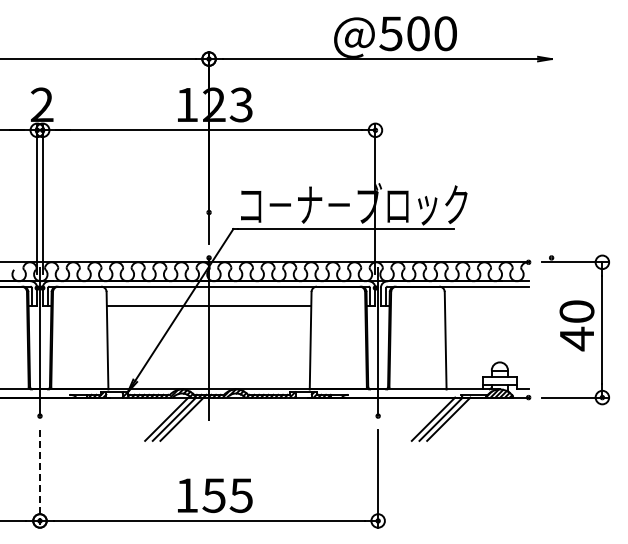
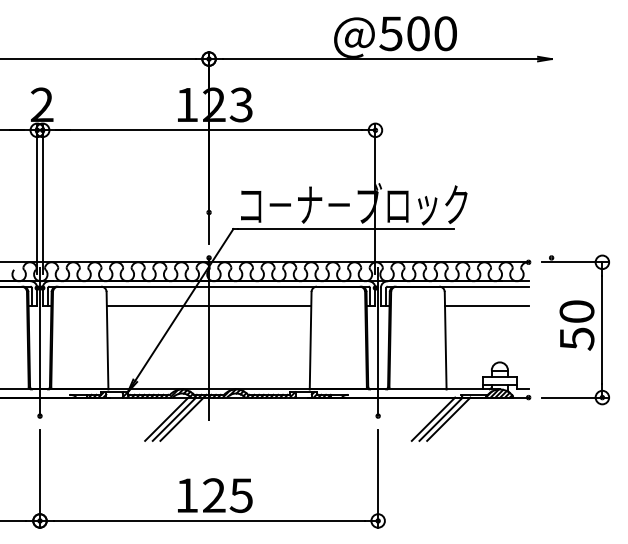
line: none -> present (486, 305)
text: 40 -> 50 (577, 338)
line: dashed -> solid (40, 479)
text: 155 -> 125 (213, 495)
